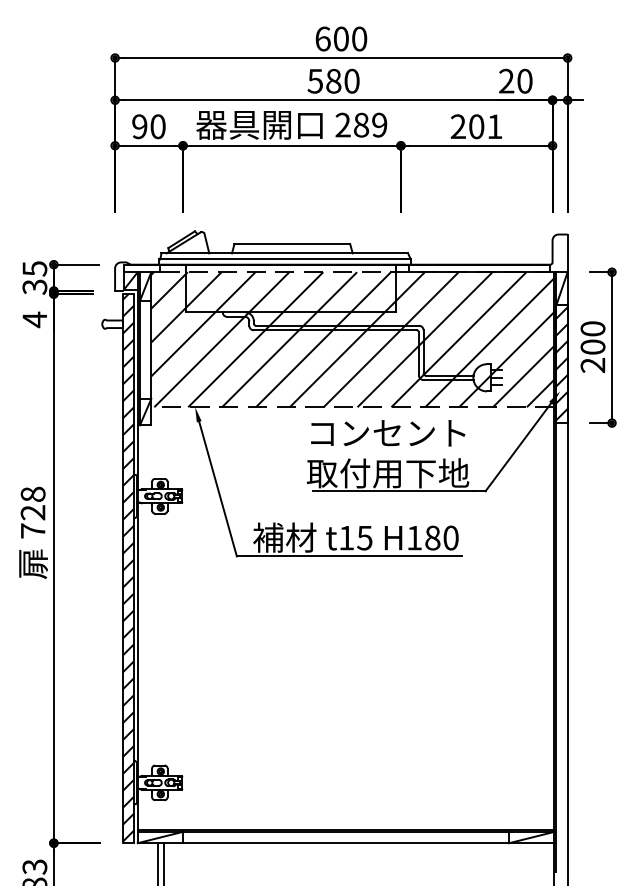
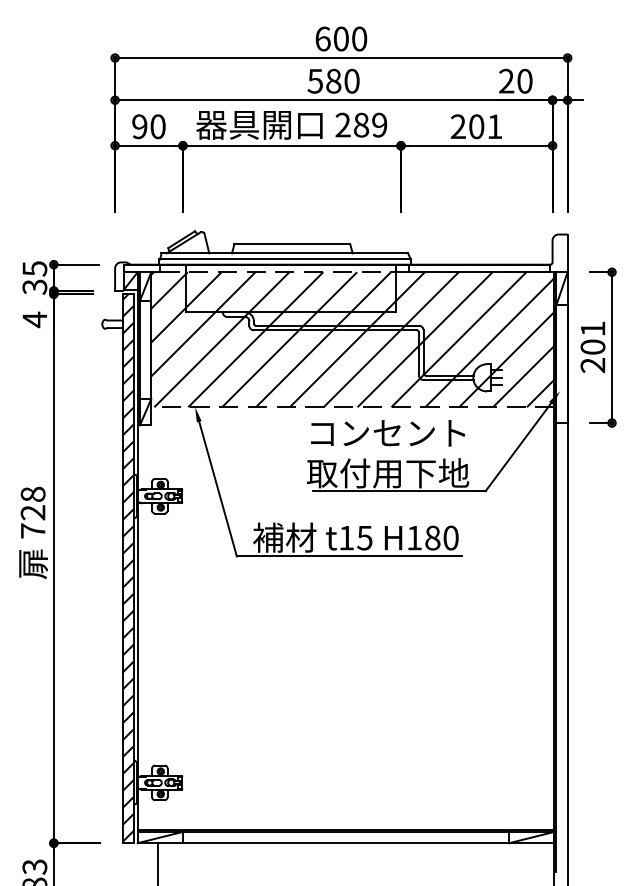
text: 200 -> 201 (592, 328)
hatch: present -> none (561, 363)
line: present -> none (164, 862)
